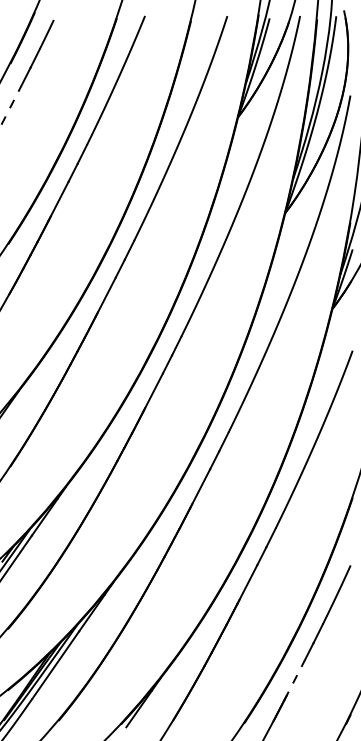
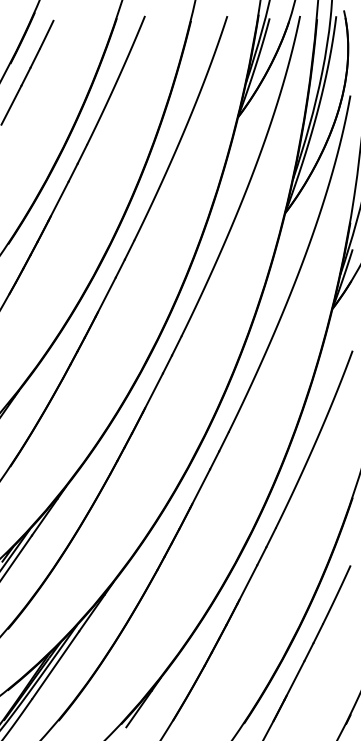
line: dashed -> solid (11, 105)
line: dashed -> solid (294, 680)
